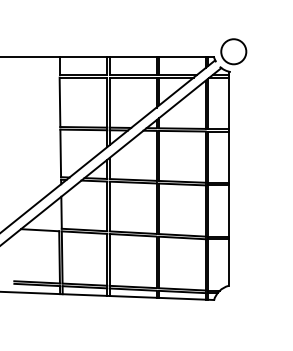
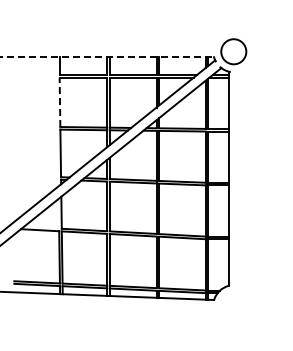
line: solid -> dashed (107, 56)
line: solid -> dashed (60, 102)
